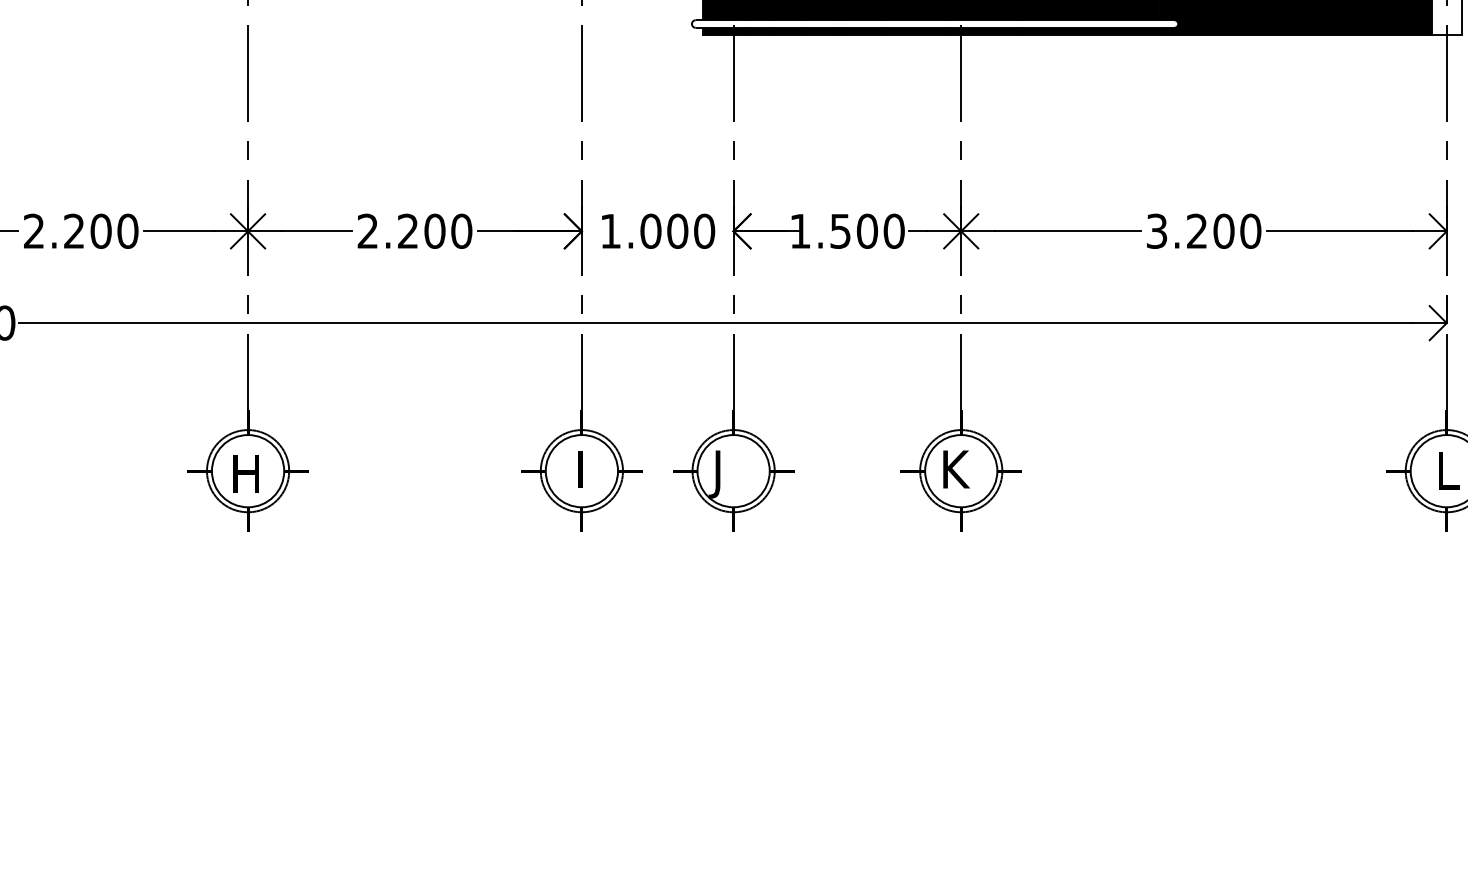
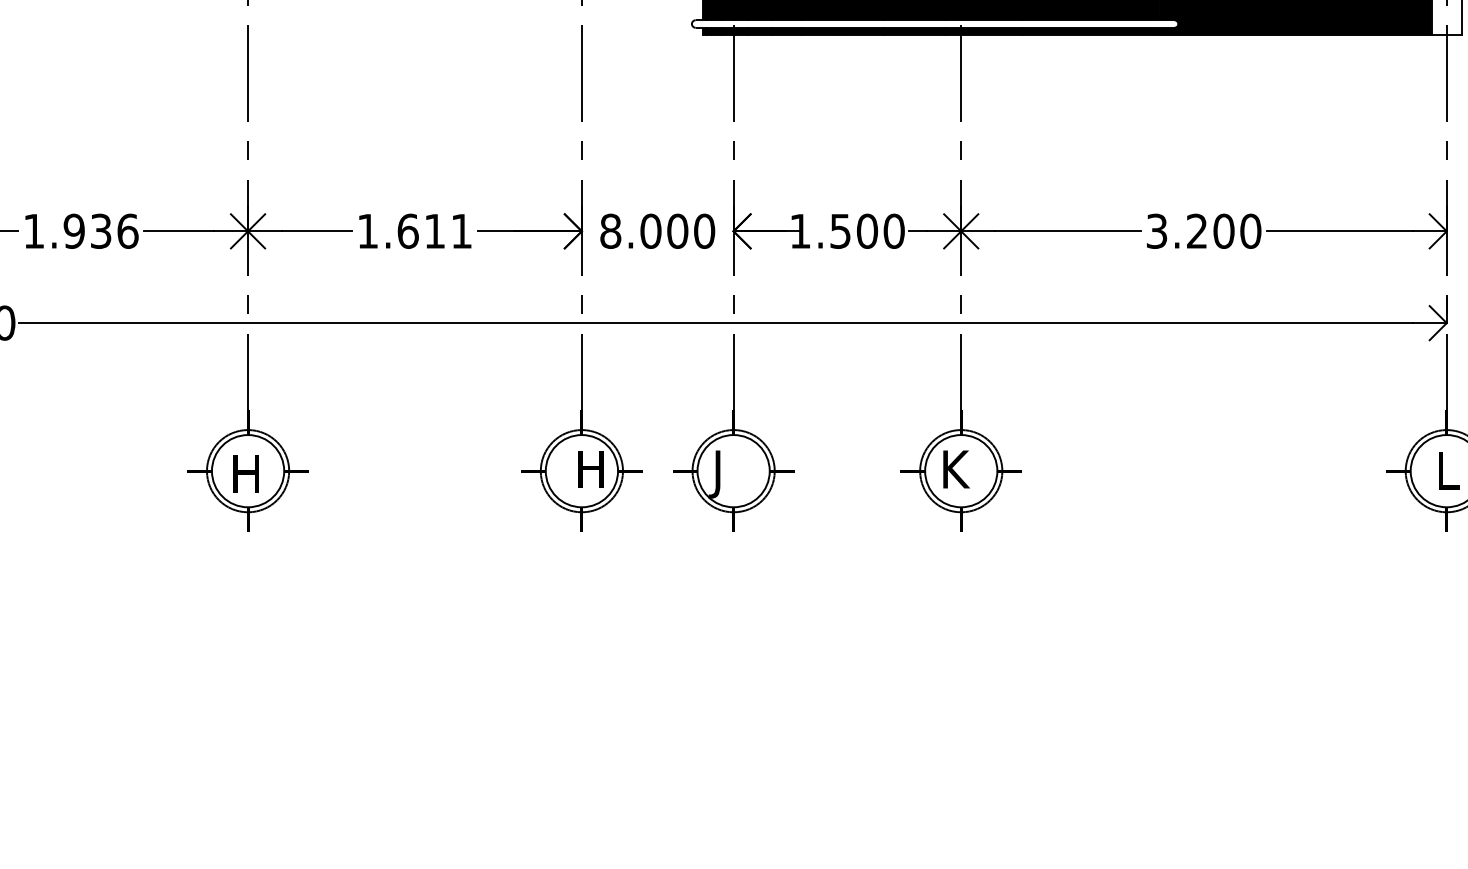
text: 2.200 -> 1.936 (81, 230)
text: 2.200 -> 1.611 (414, 230)
text: 1.000 -> 8.000 (610, 230)
text: I -> H (593, 469)
